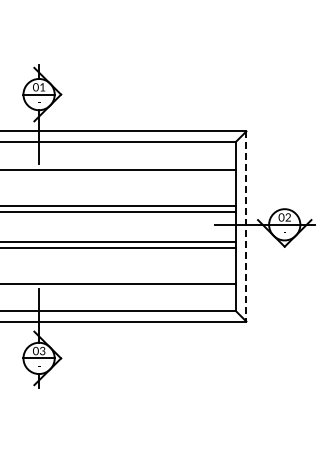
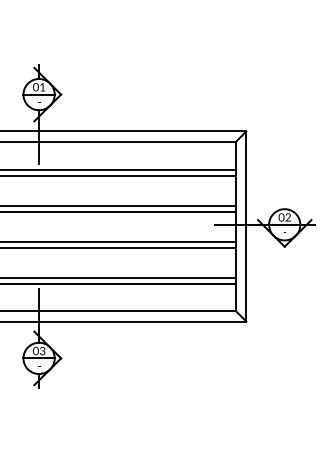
line: none -> present (118, 176)
line: dashed -> solid (246, 227)
line: none -> present (118, 277)
